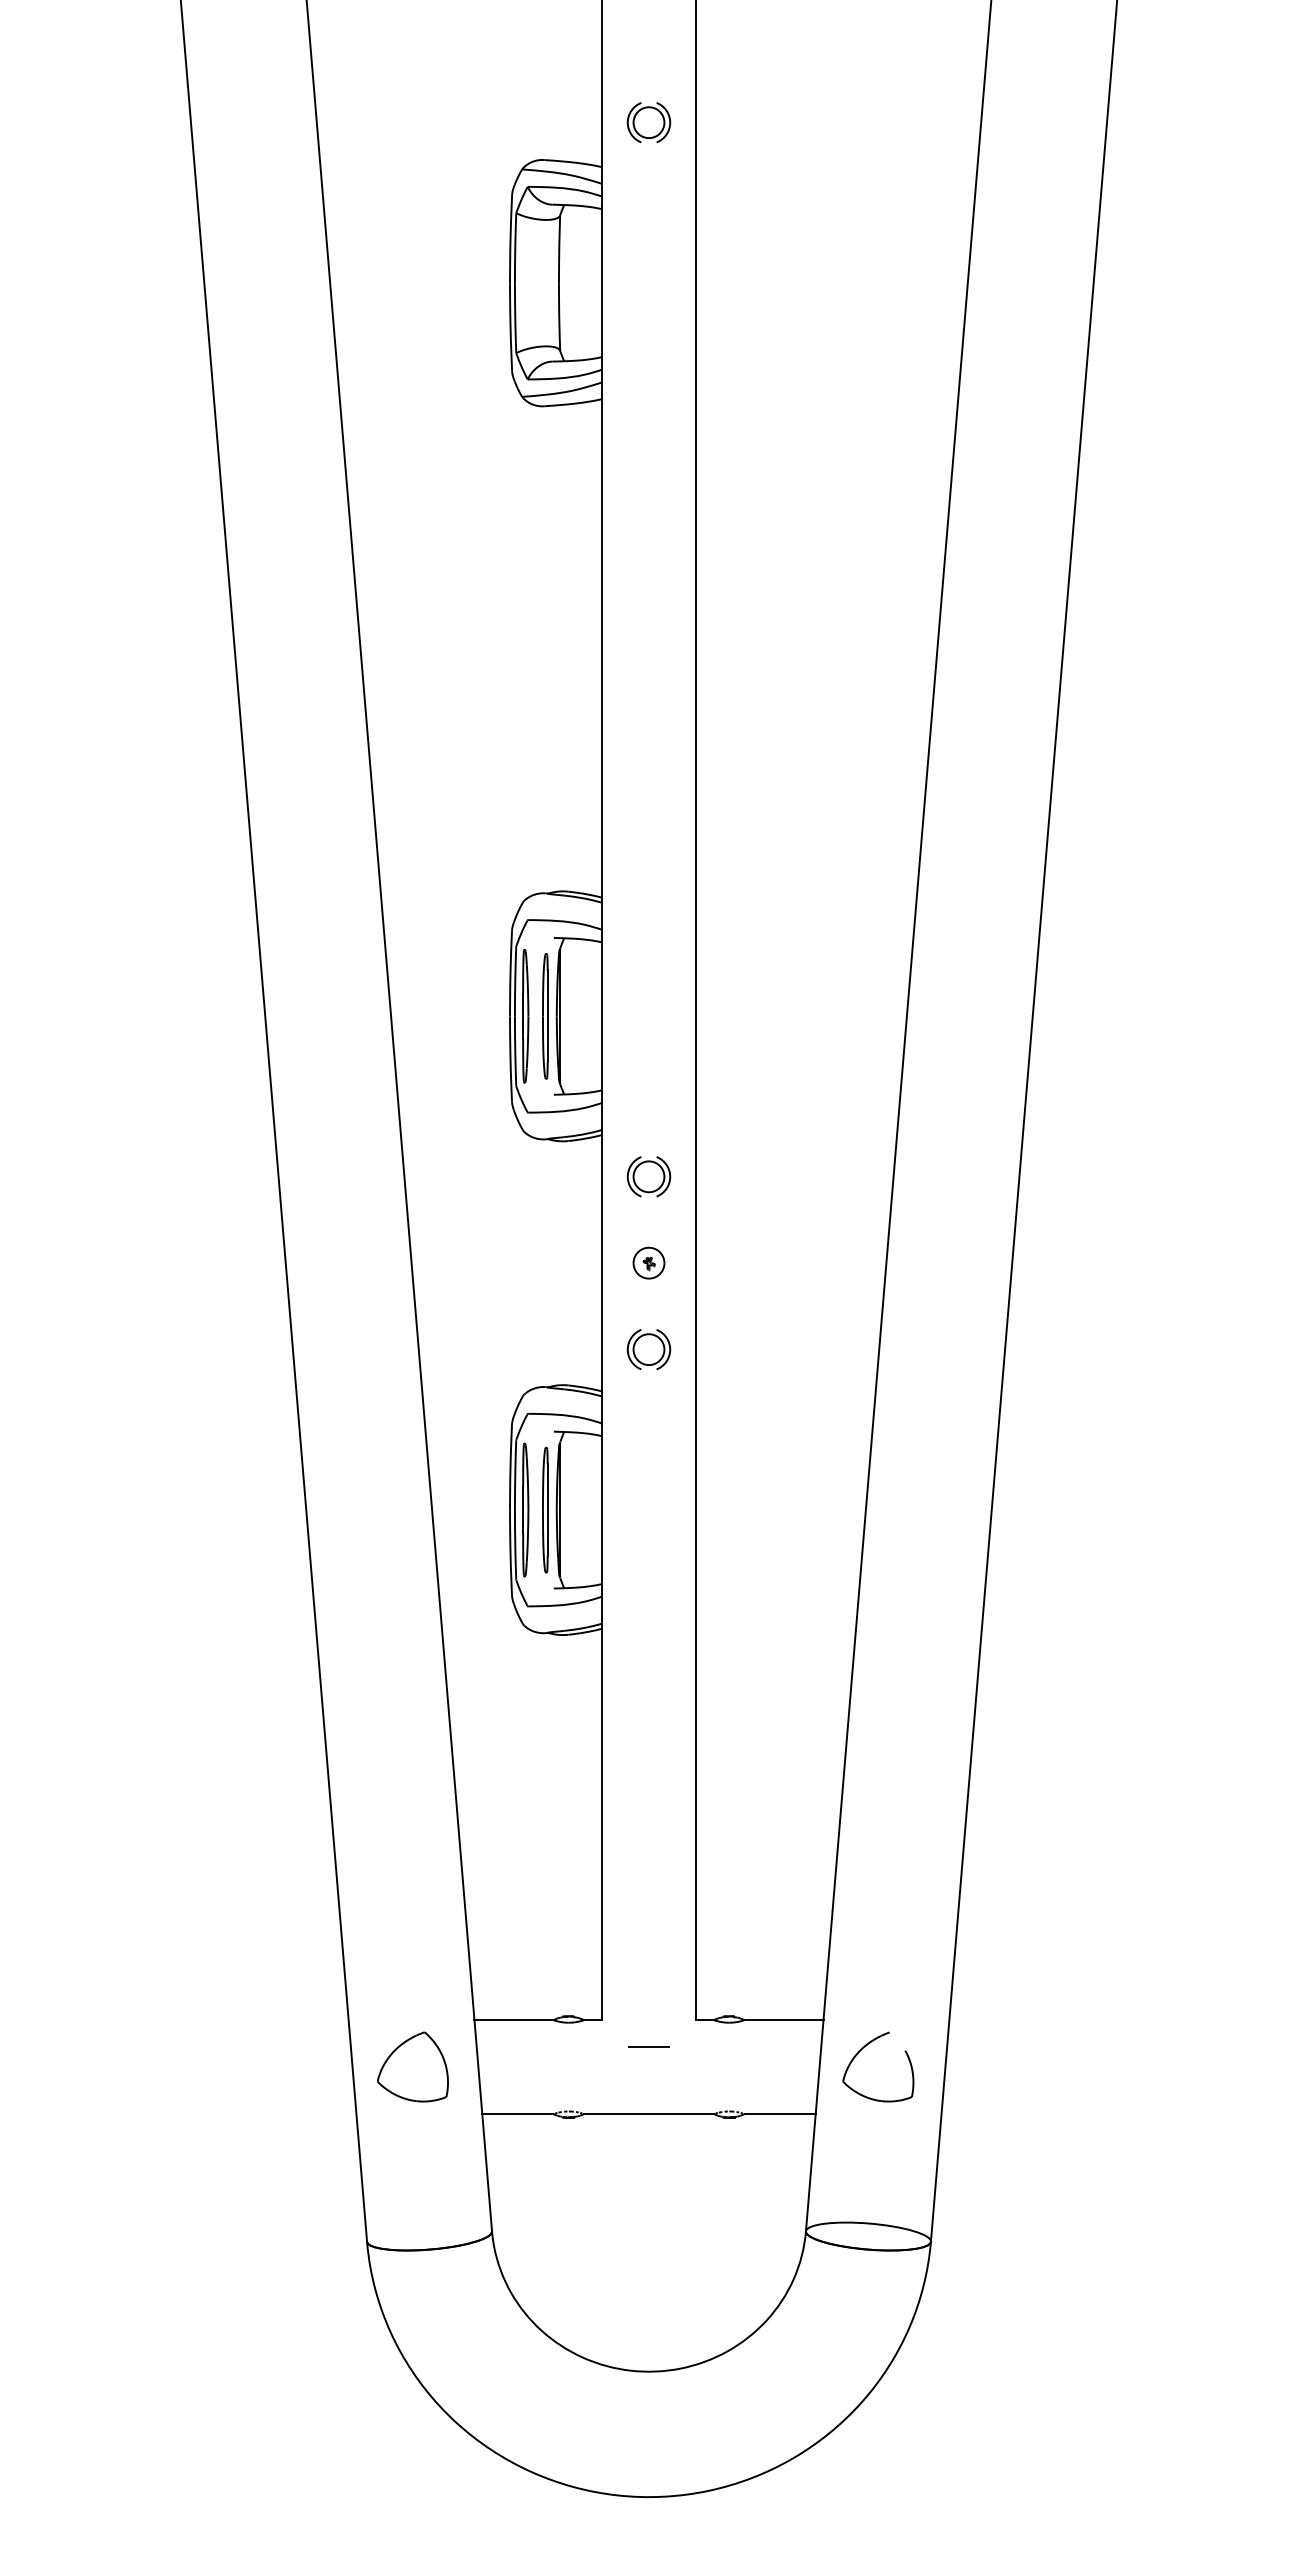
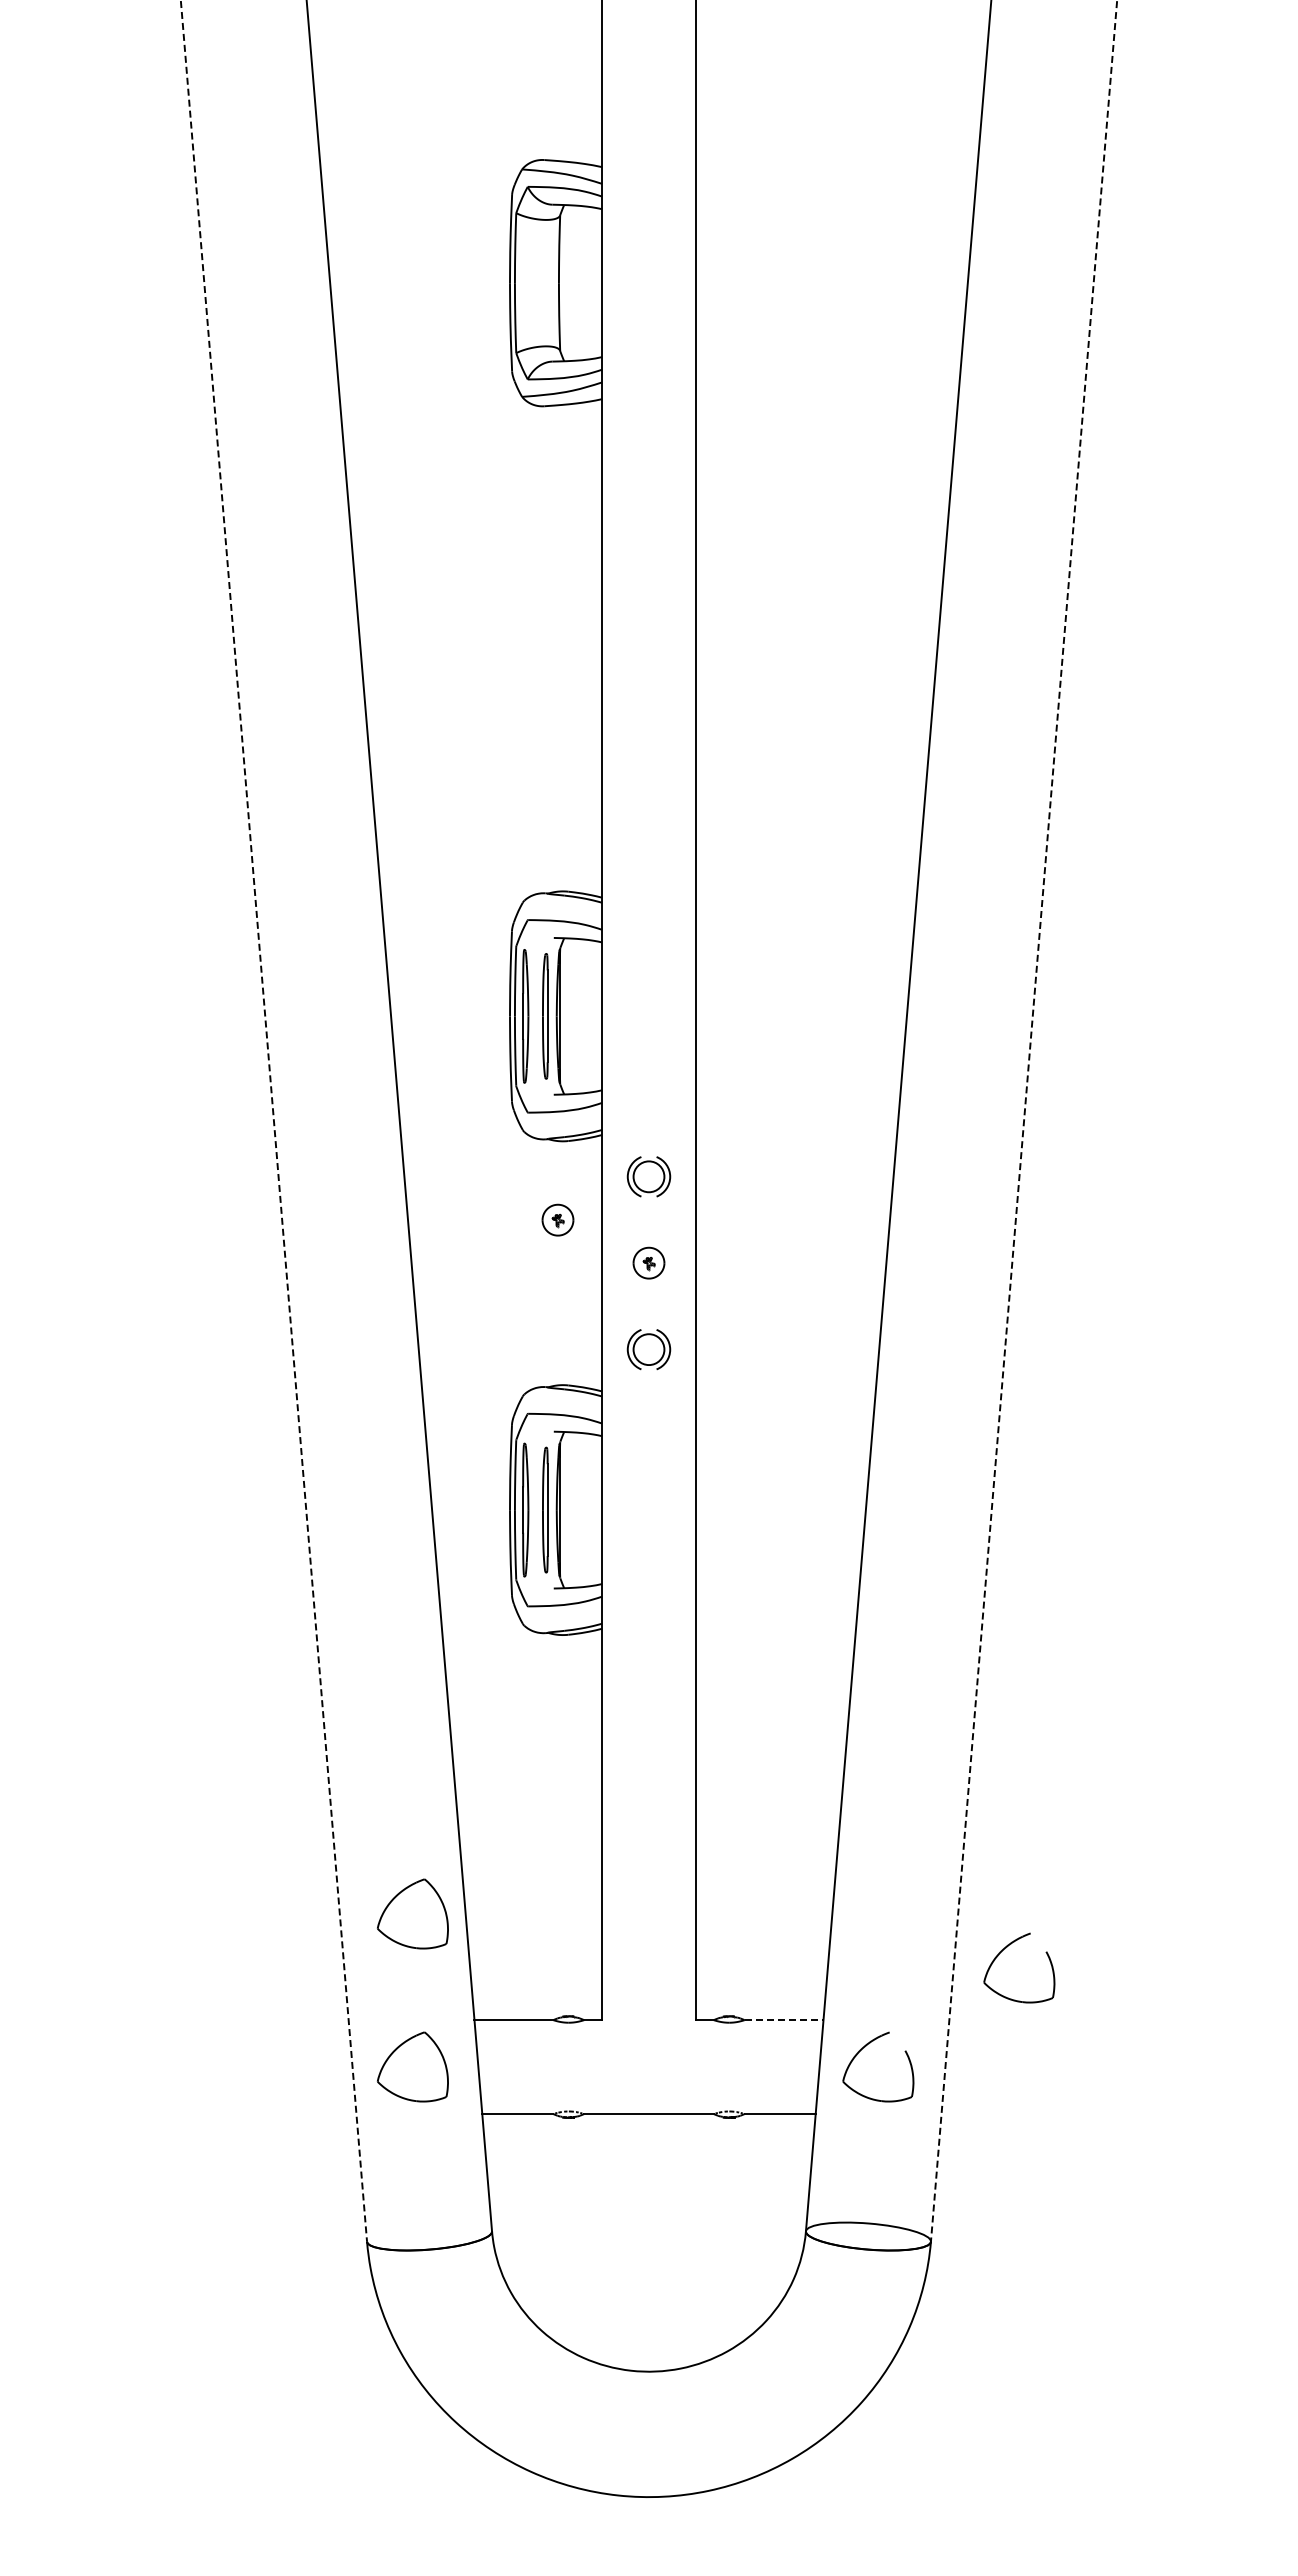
part: present -> none (648, 122)
line: solid -> dashed (274, 1121)
line: solid -> dashed (1023, 1121)
part: none -> present (557, 1219)
part: none -> present (412, 1913)
part: none -> present (1006, 1948)
line: solid -> dashed (784, 2020)
line: present -> none (648, 2047)
